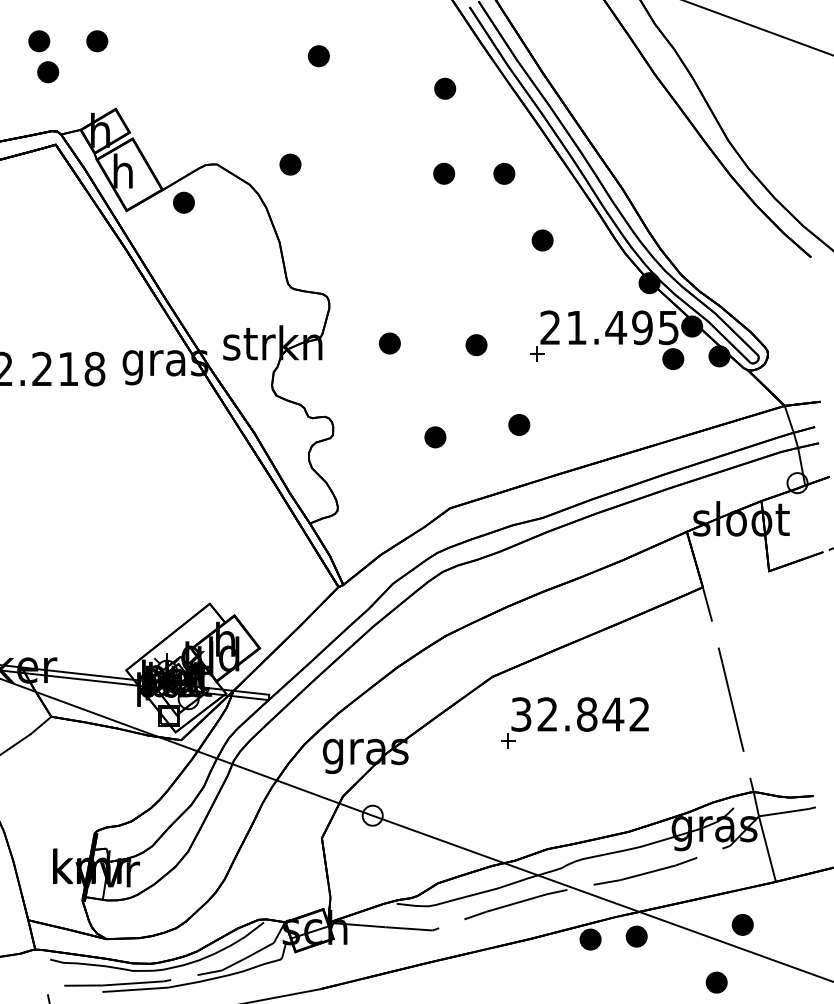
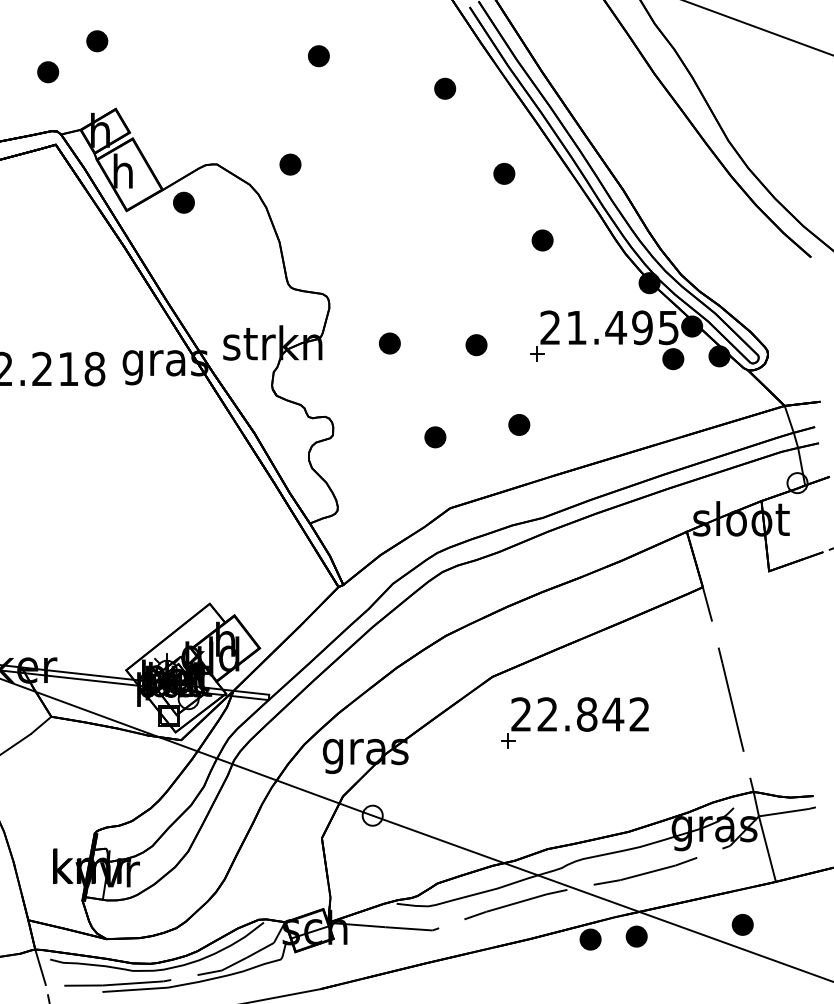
part: present -> none (39, 41)
part: present -> none (444, 173)
text: 32.842 -> 22.842 (521, 714)
line: none -> present (40, 967)
part: present -> none (716, 982)
